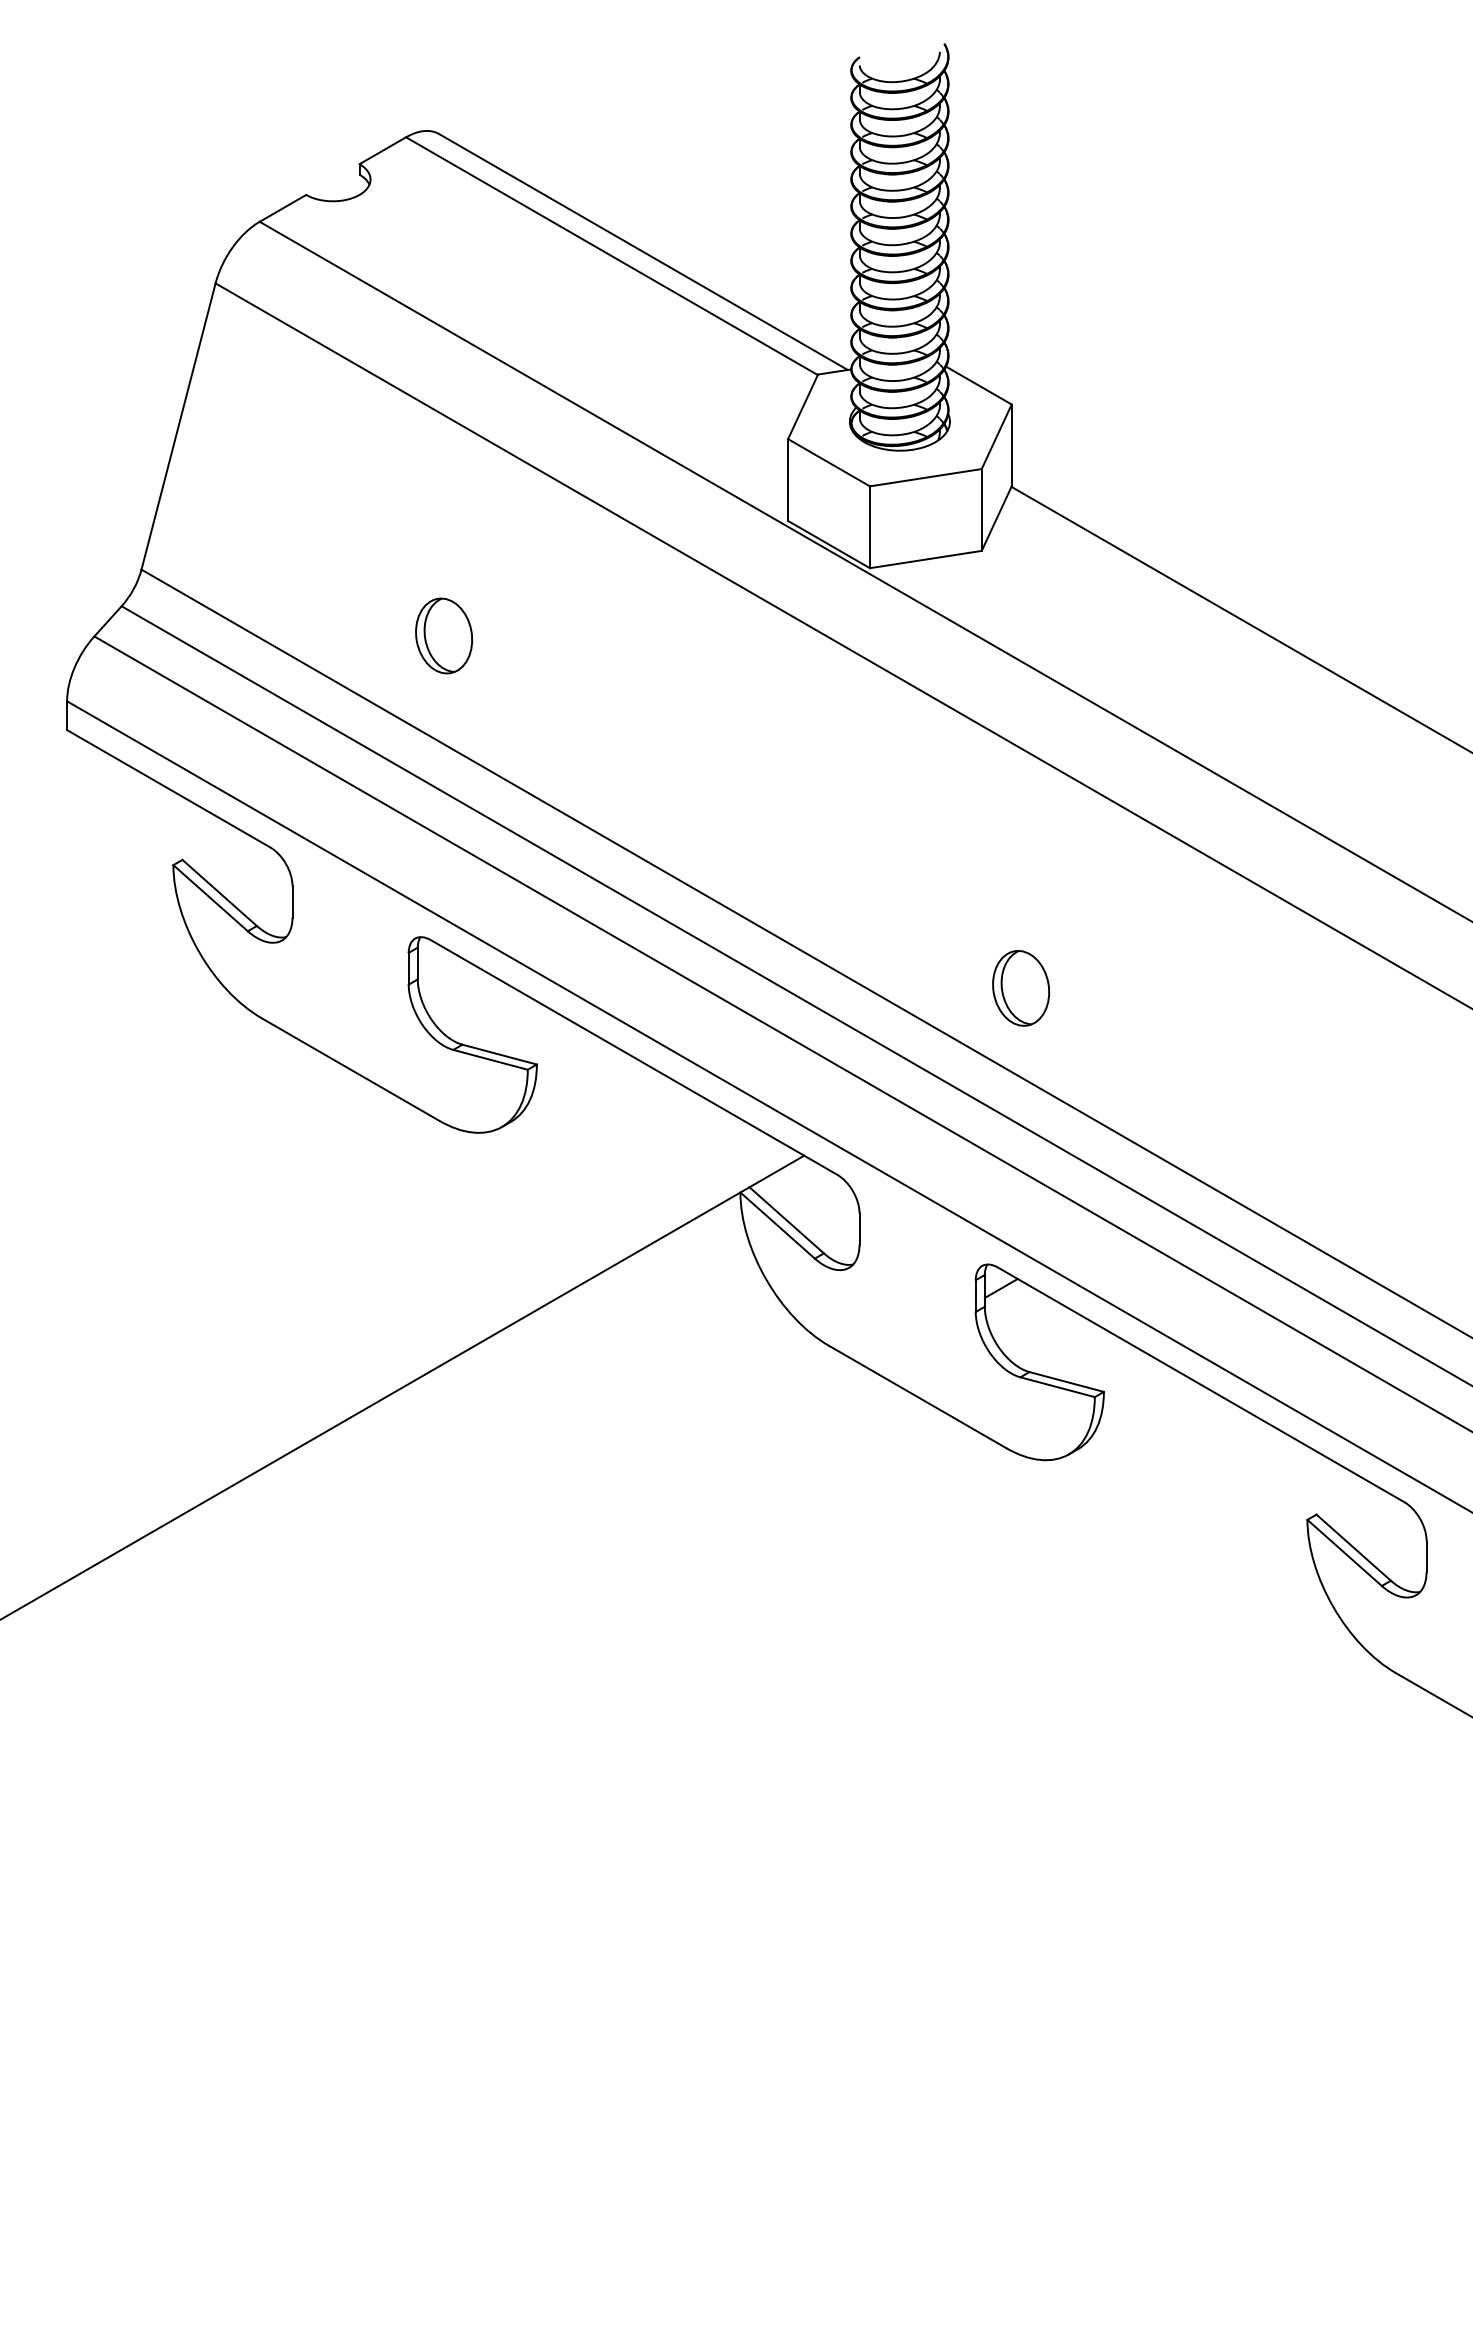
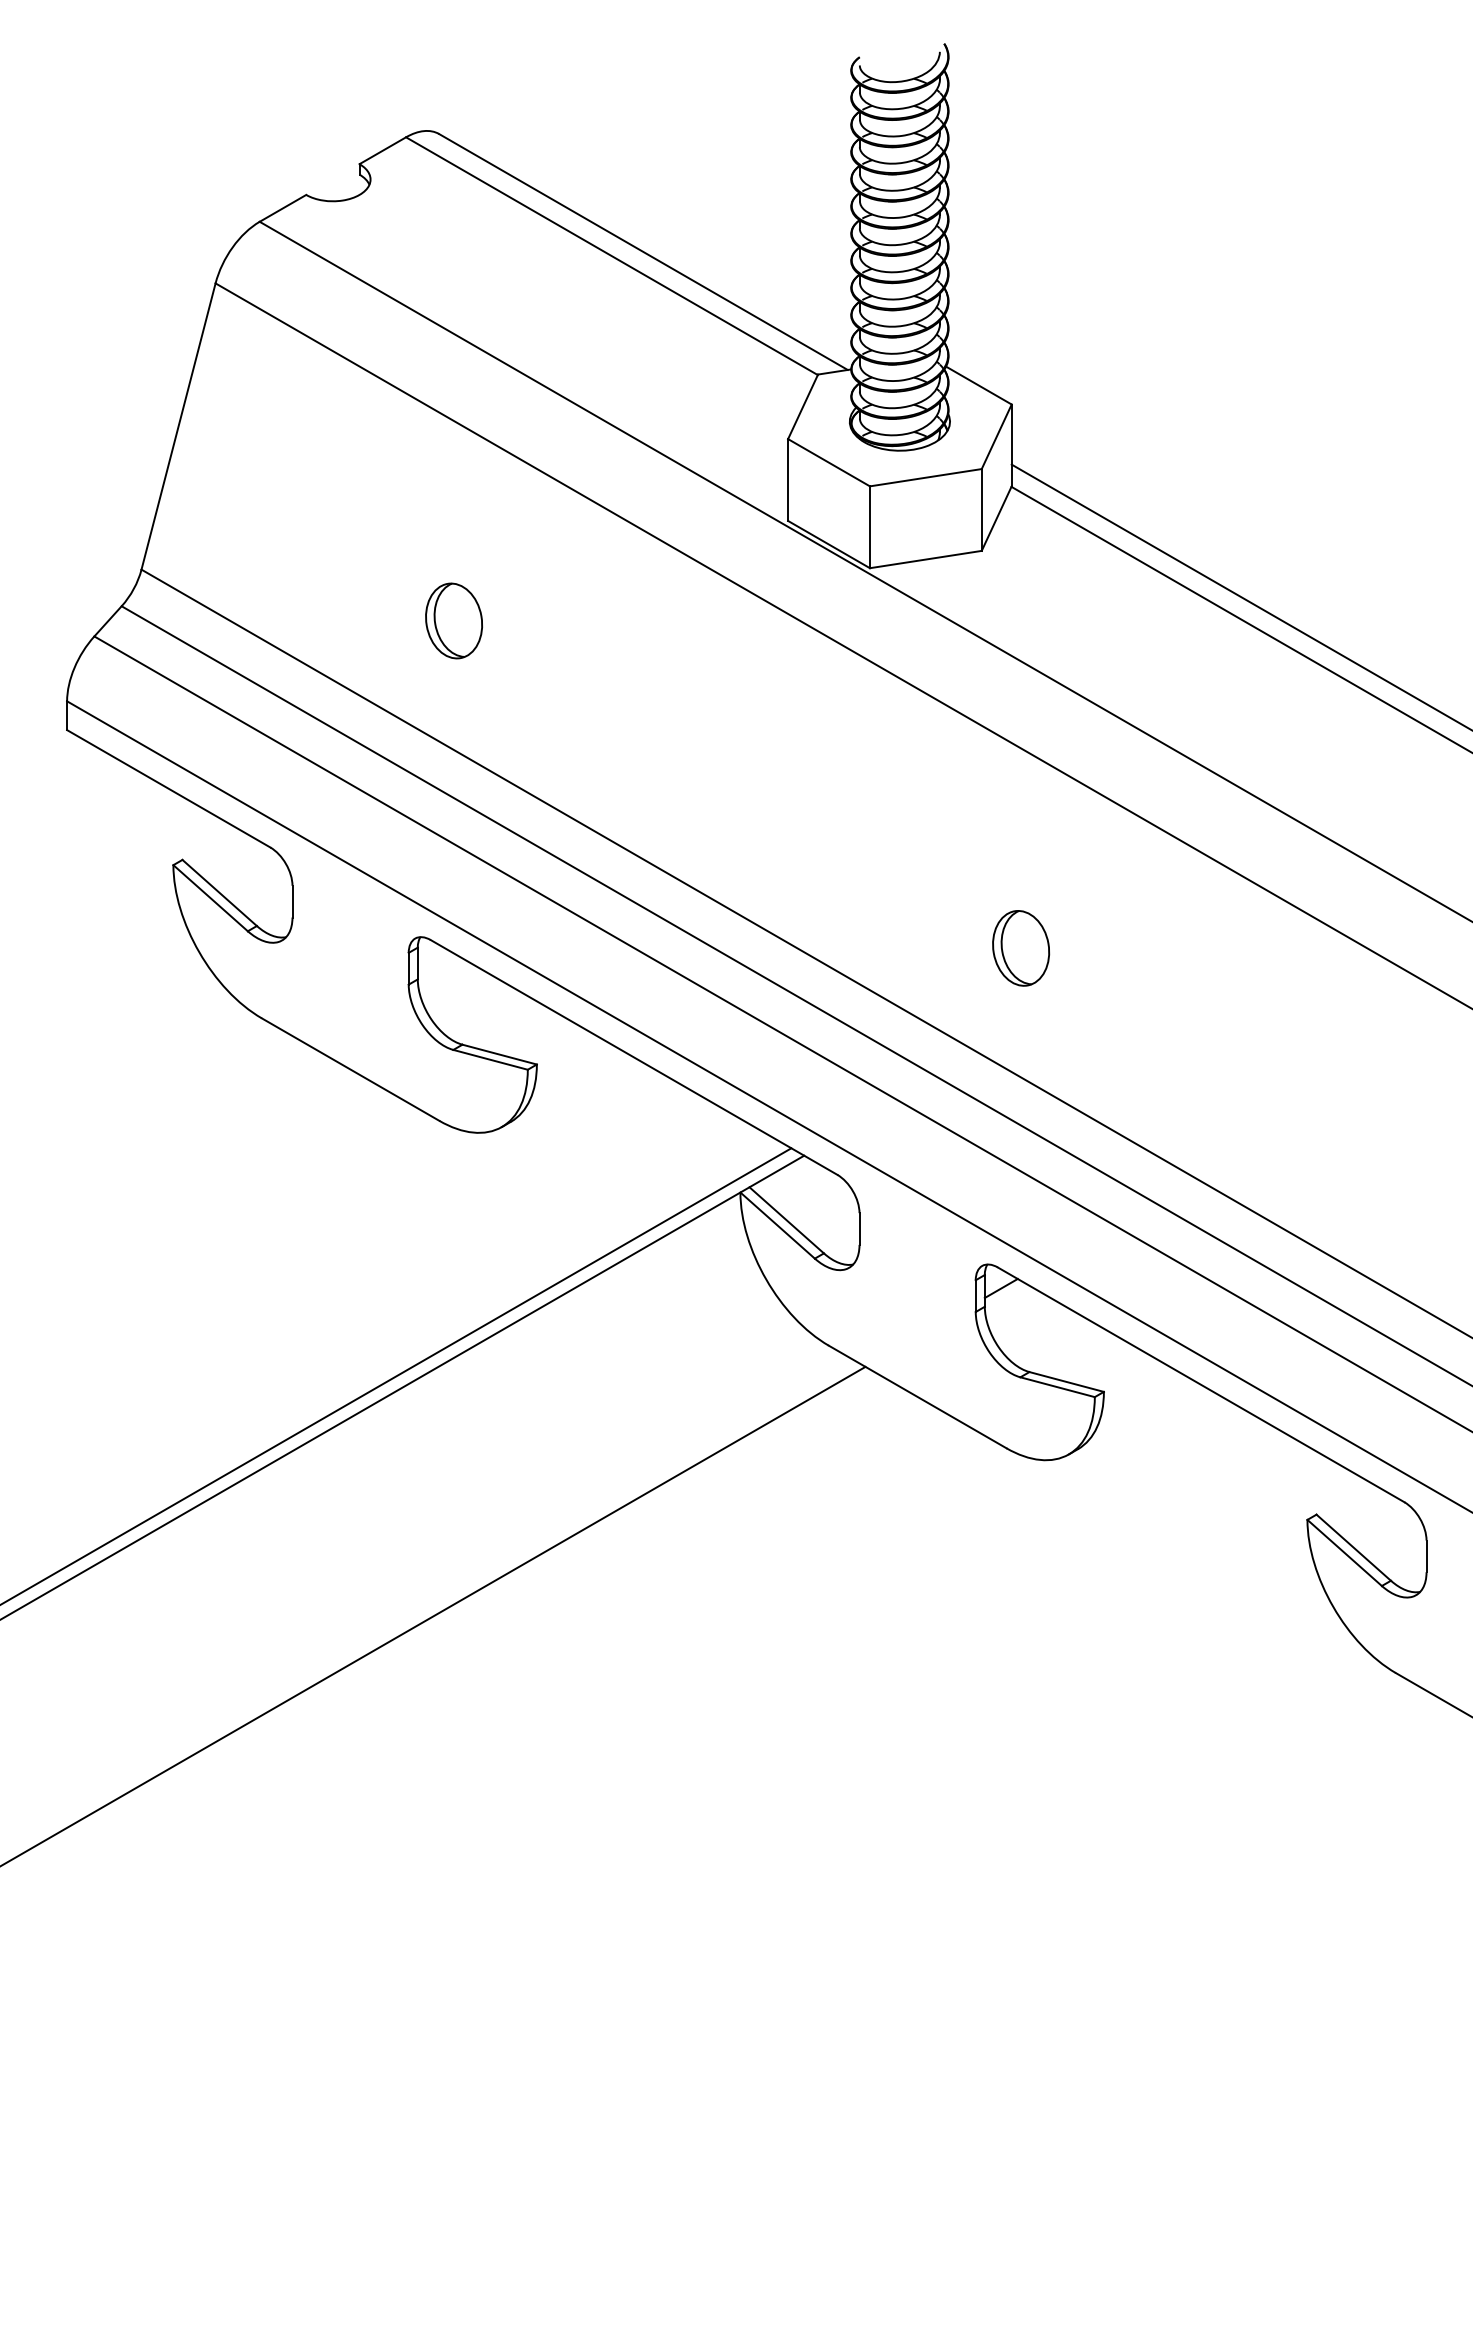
line: none -> present (1240, 596)
part position: (443, 635) -> (453, 620) (453, 620)
part position: (1021, 988) -> (1021, 948) (1021, 948)
line: none -> present (396, 1375)
line: none -> present (433, 1615)
